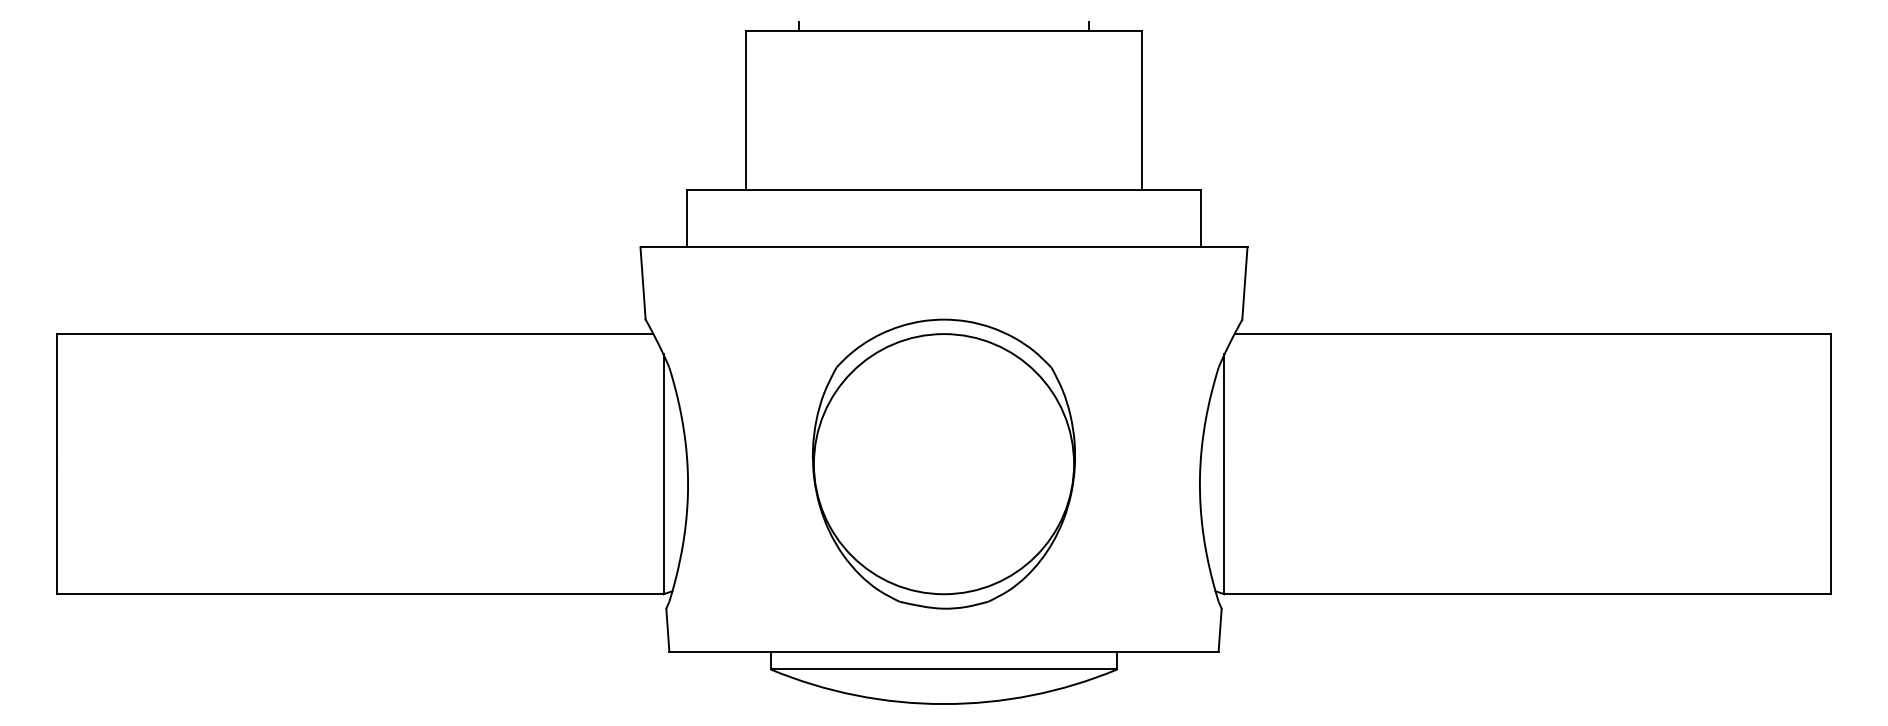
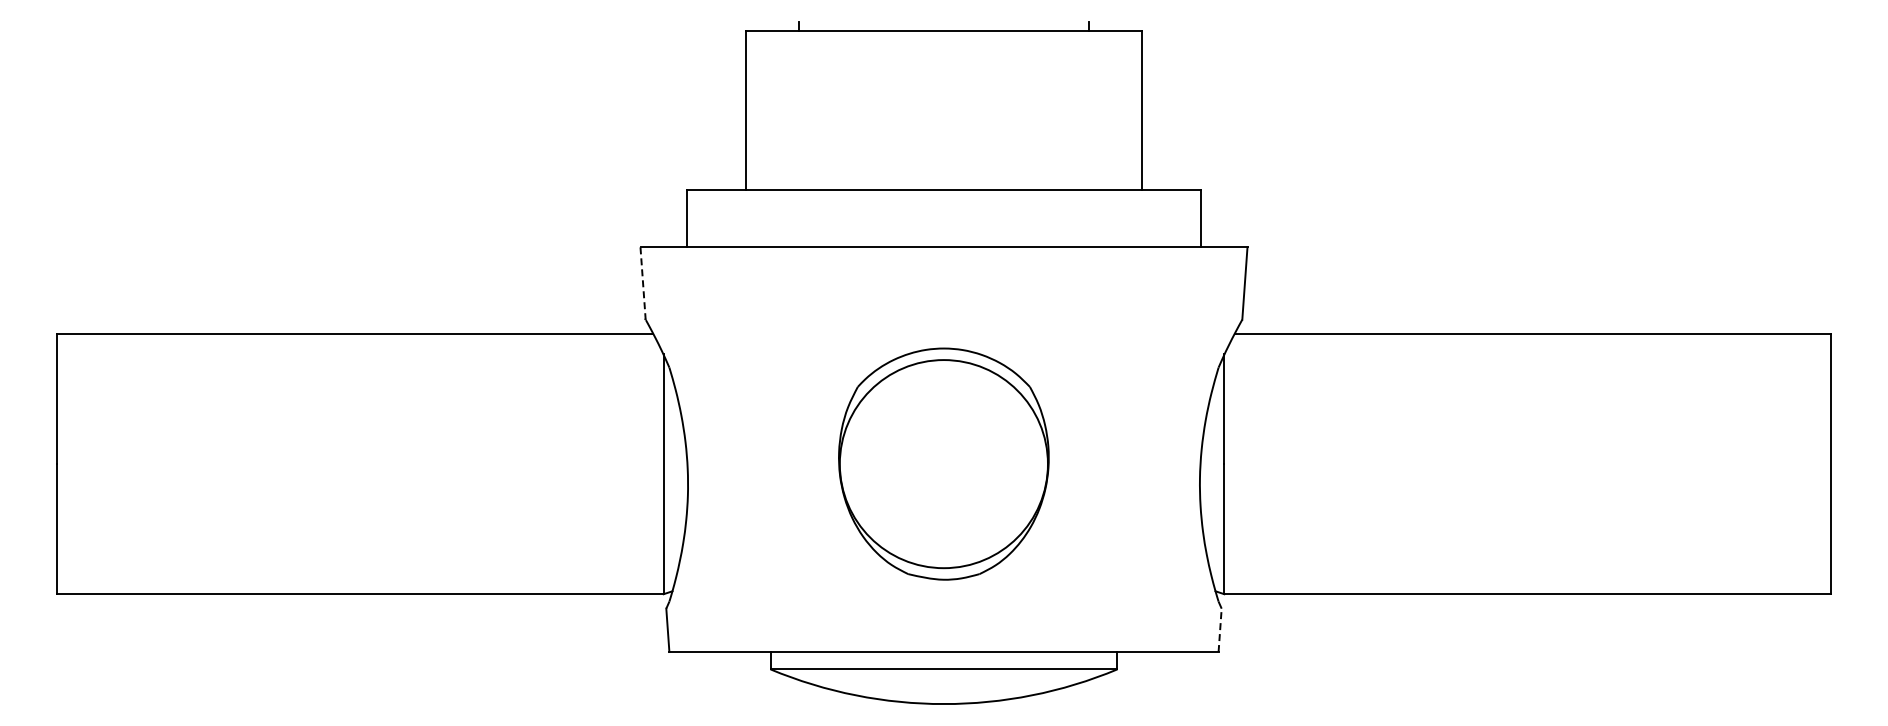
line: solid -> dashed (643, 284)
part size: 265x292 px -> 212x234 px (943, 463)
line: solid -> dashed (1220, 630)
